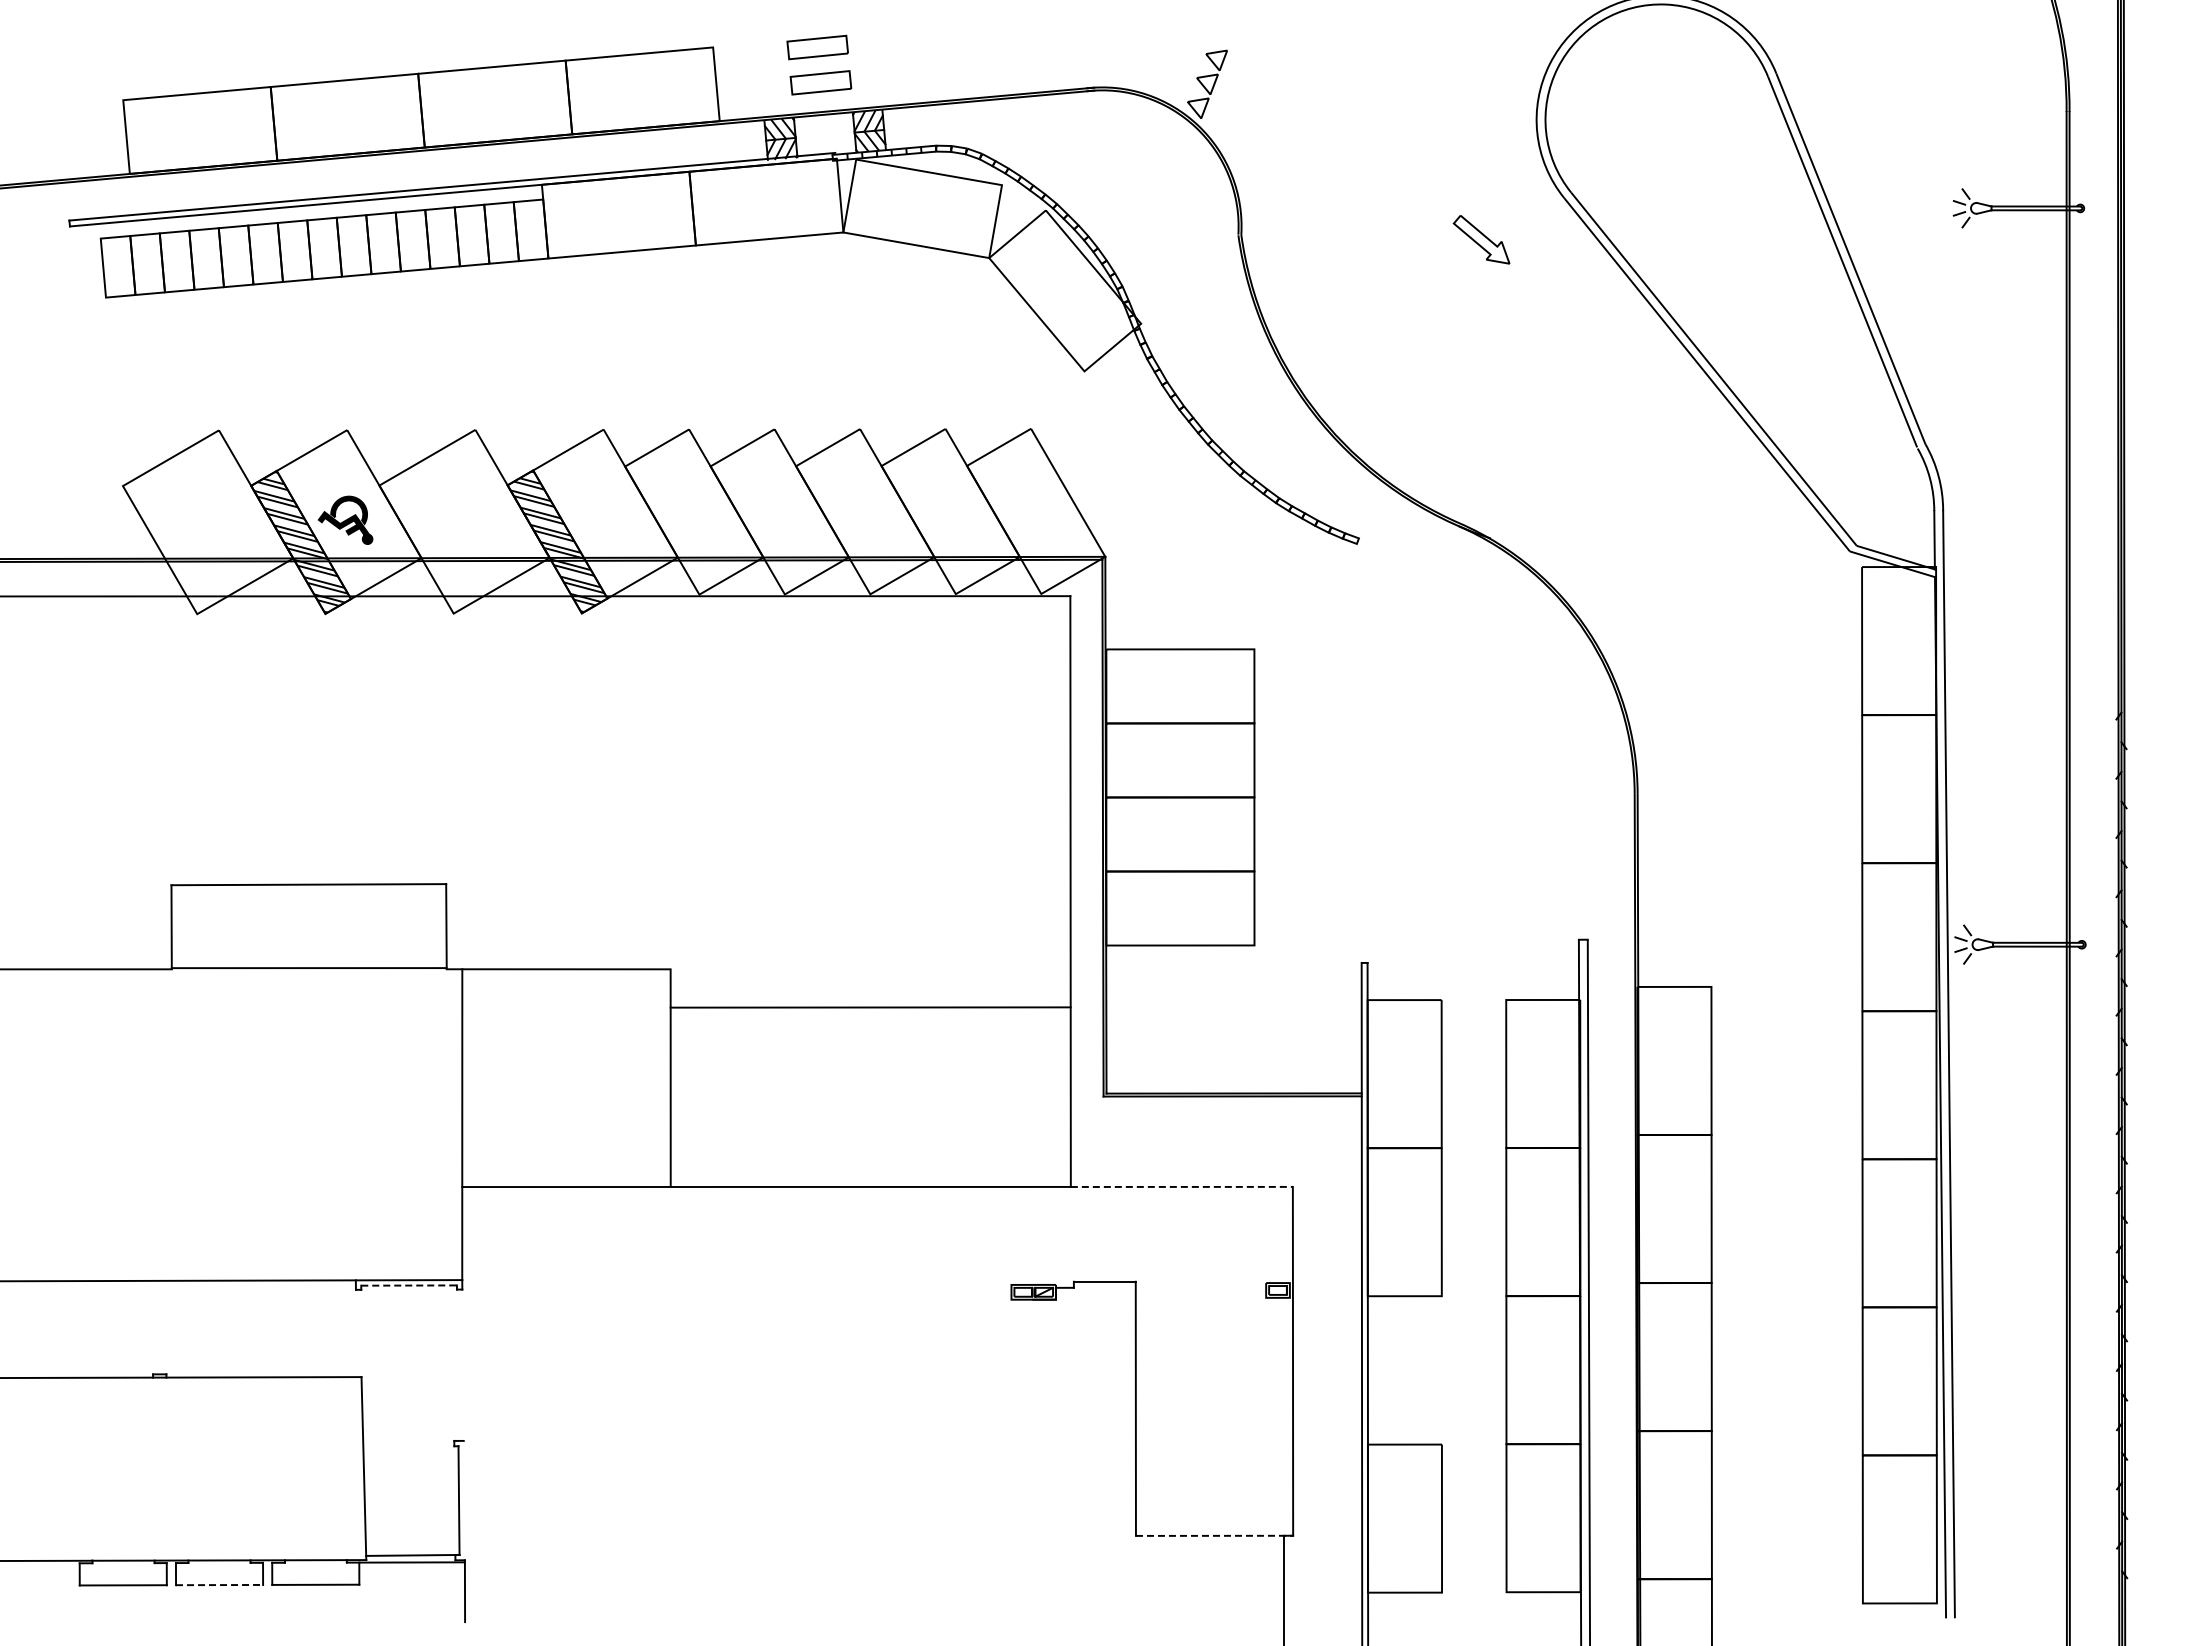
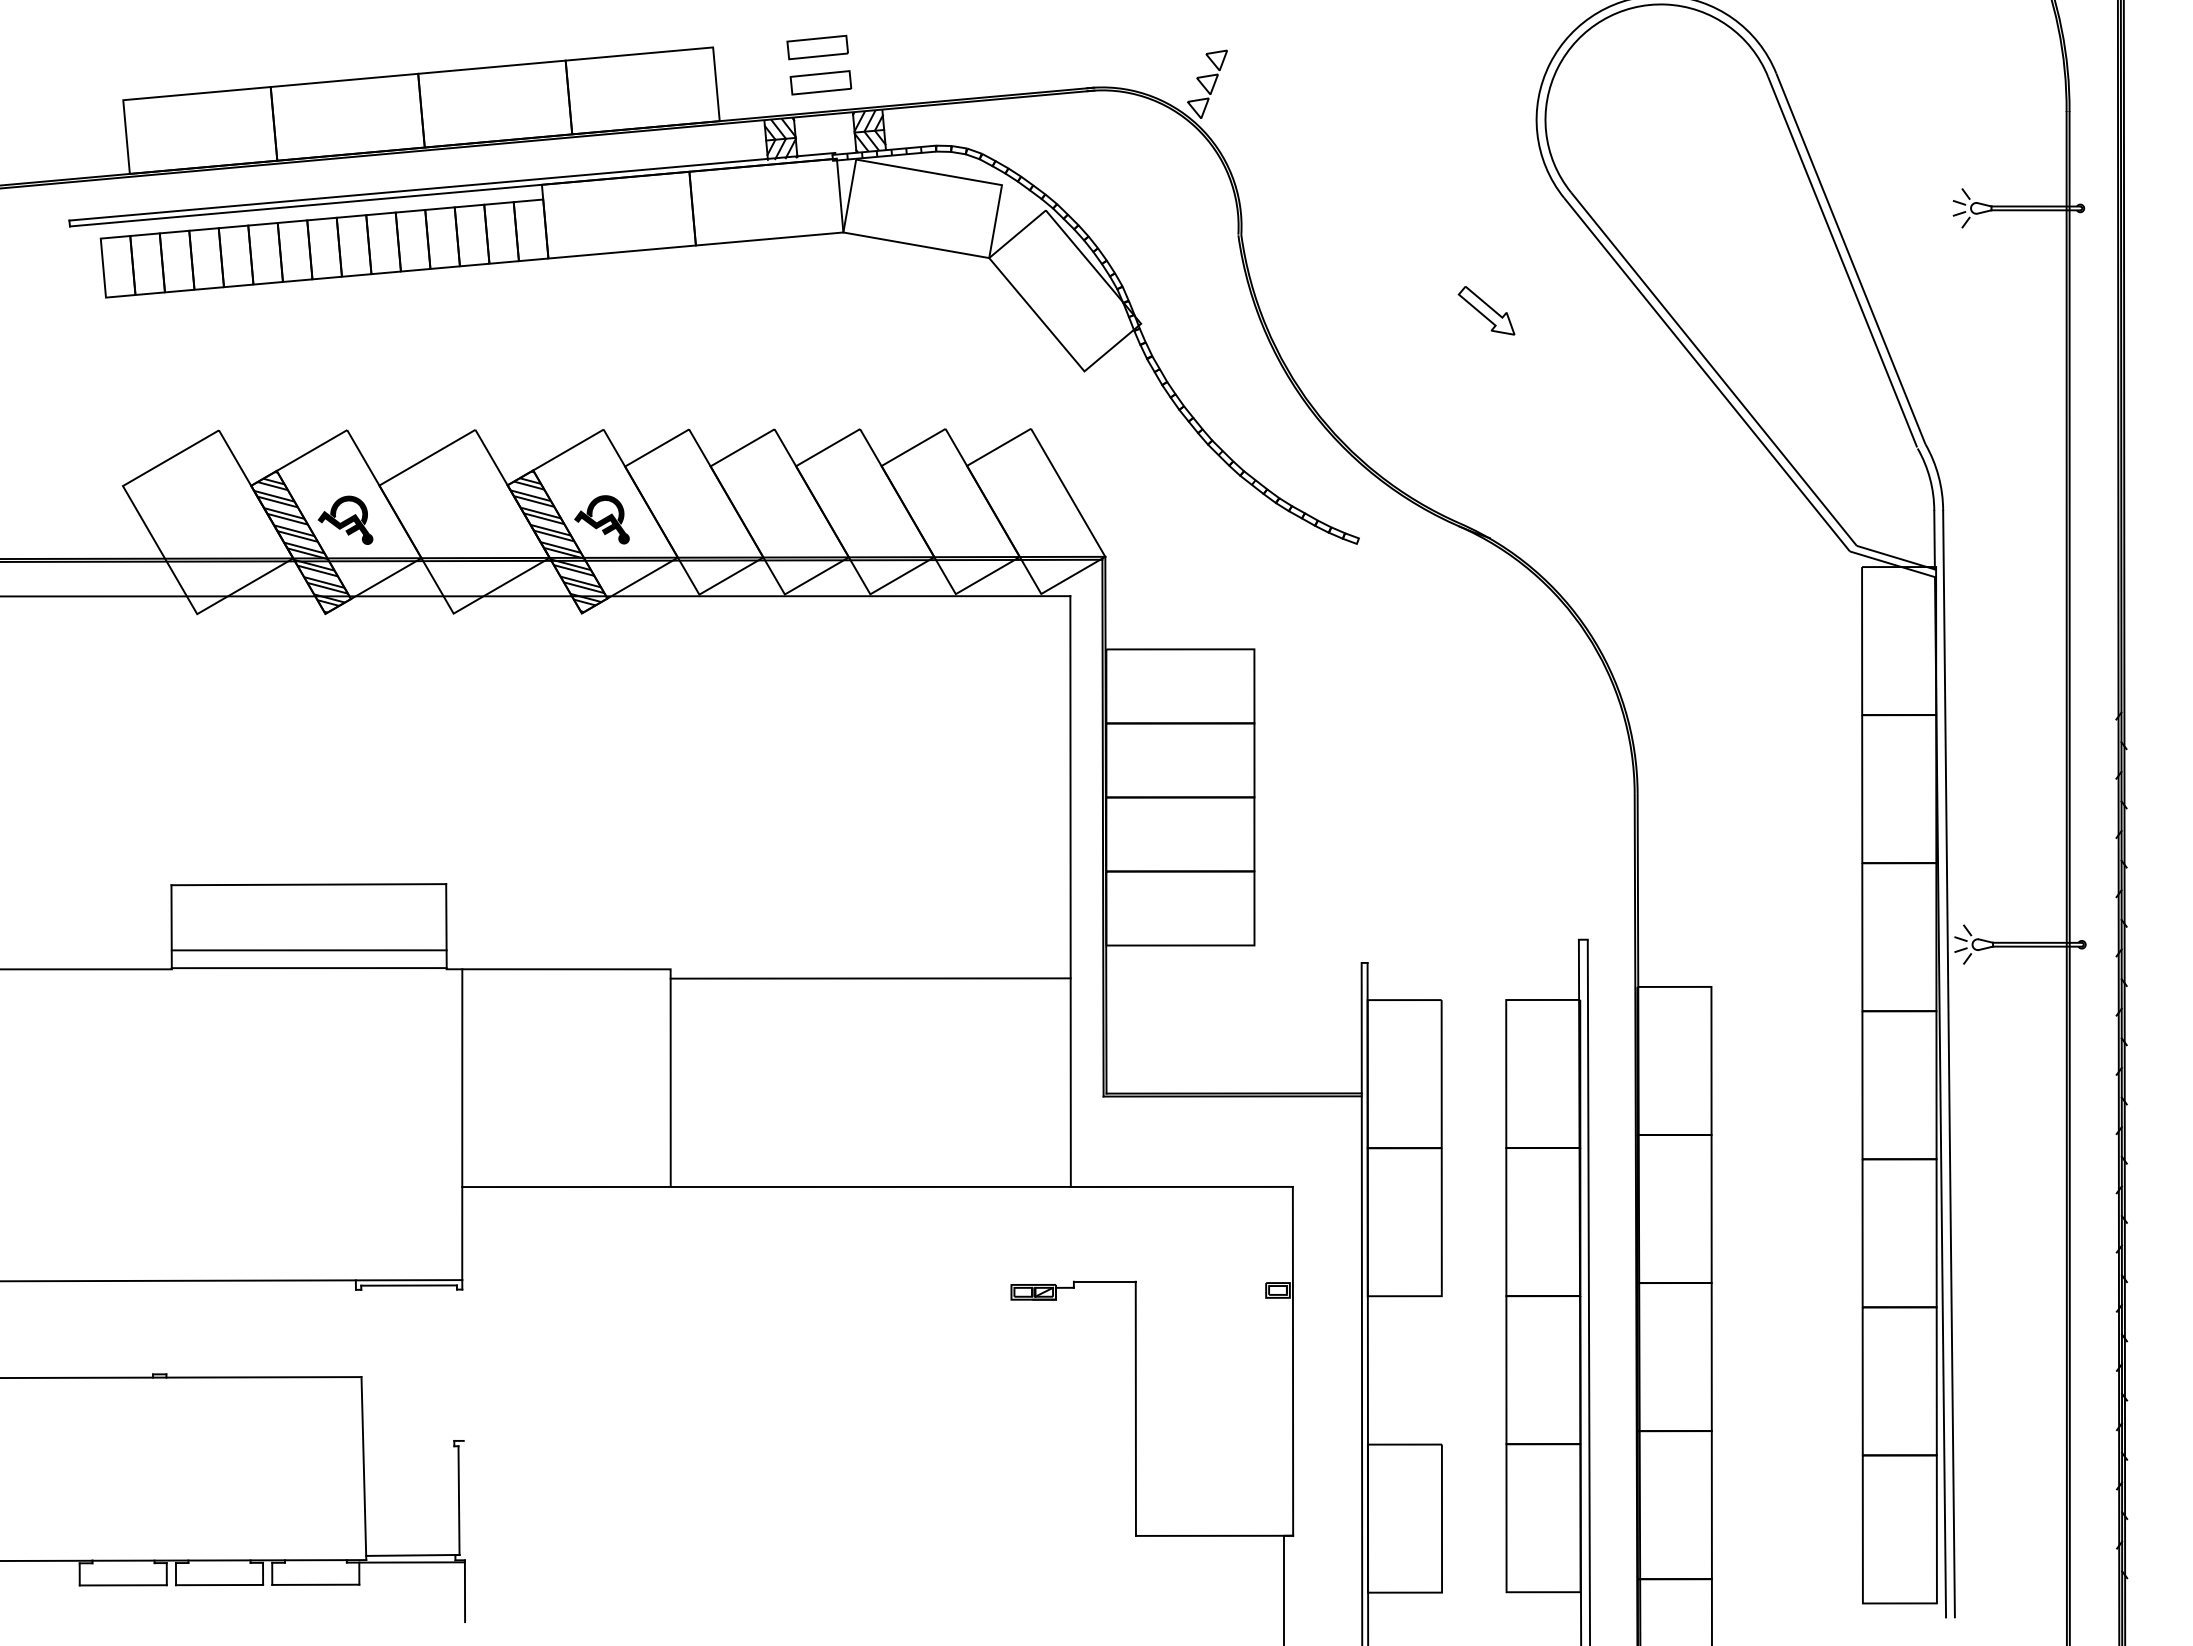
part position: (1481, 239) -> (1486, 310) (1486, 310)
part: none -> present (601, 519)
line: none -> present (308, 950)
line position: (870, 1007) -> (870, 978) (870, 978)
line: dashed -> solid (1182, 1186)
line: dashed -> solid (409, 1285)
line: dashed -> solid (1214, 1535)
line: dashed -> solid (219, 1585)
